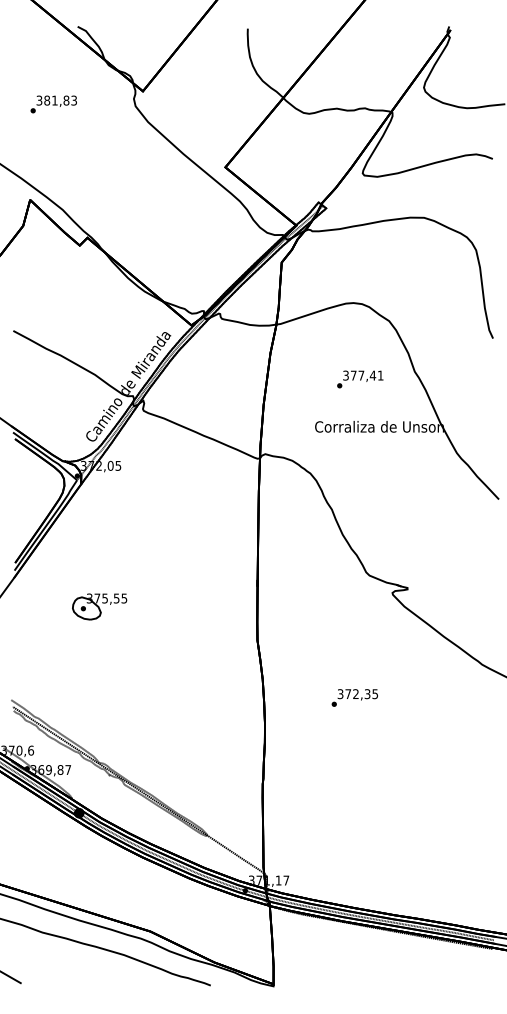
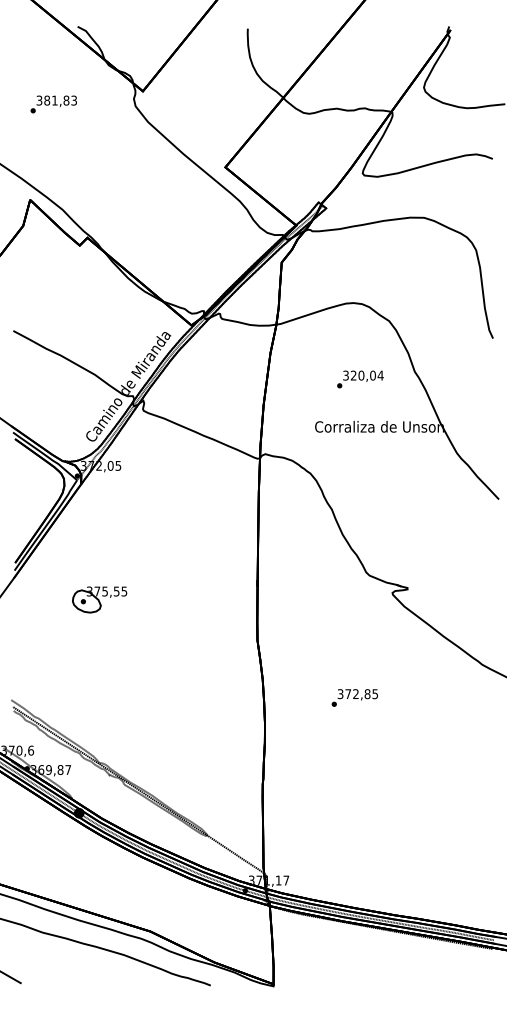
text: 377,41 -> 320,04 (366, 375)
part position: (99, 606) -> (99, 599) (99, 599)
text: 372,35 -> 372,85 (367, 694)
